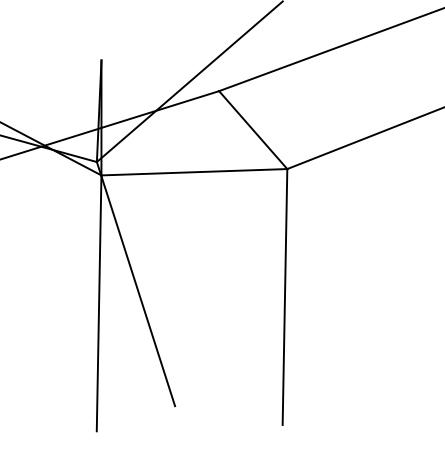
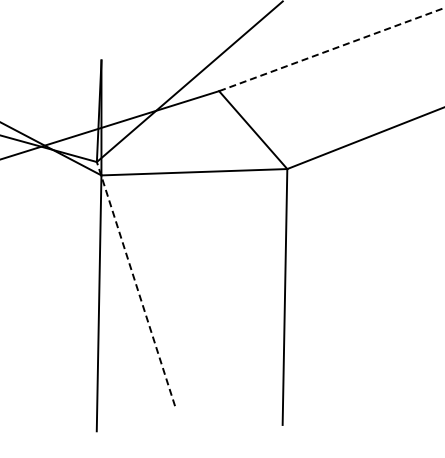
line: solid -> dashed (331, 49)
line: solid -> dashed (135, 283)
